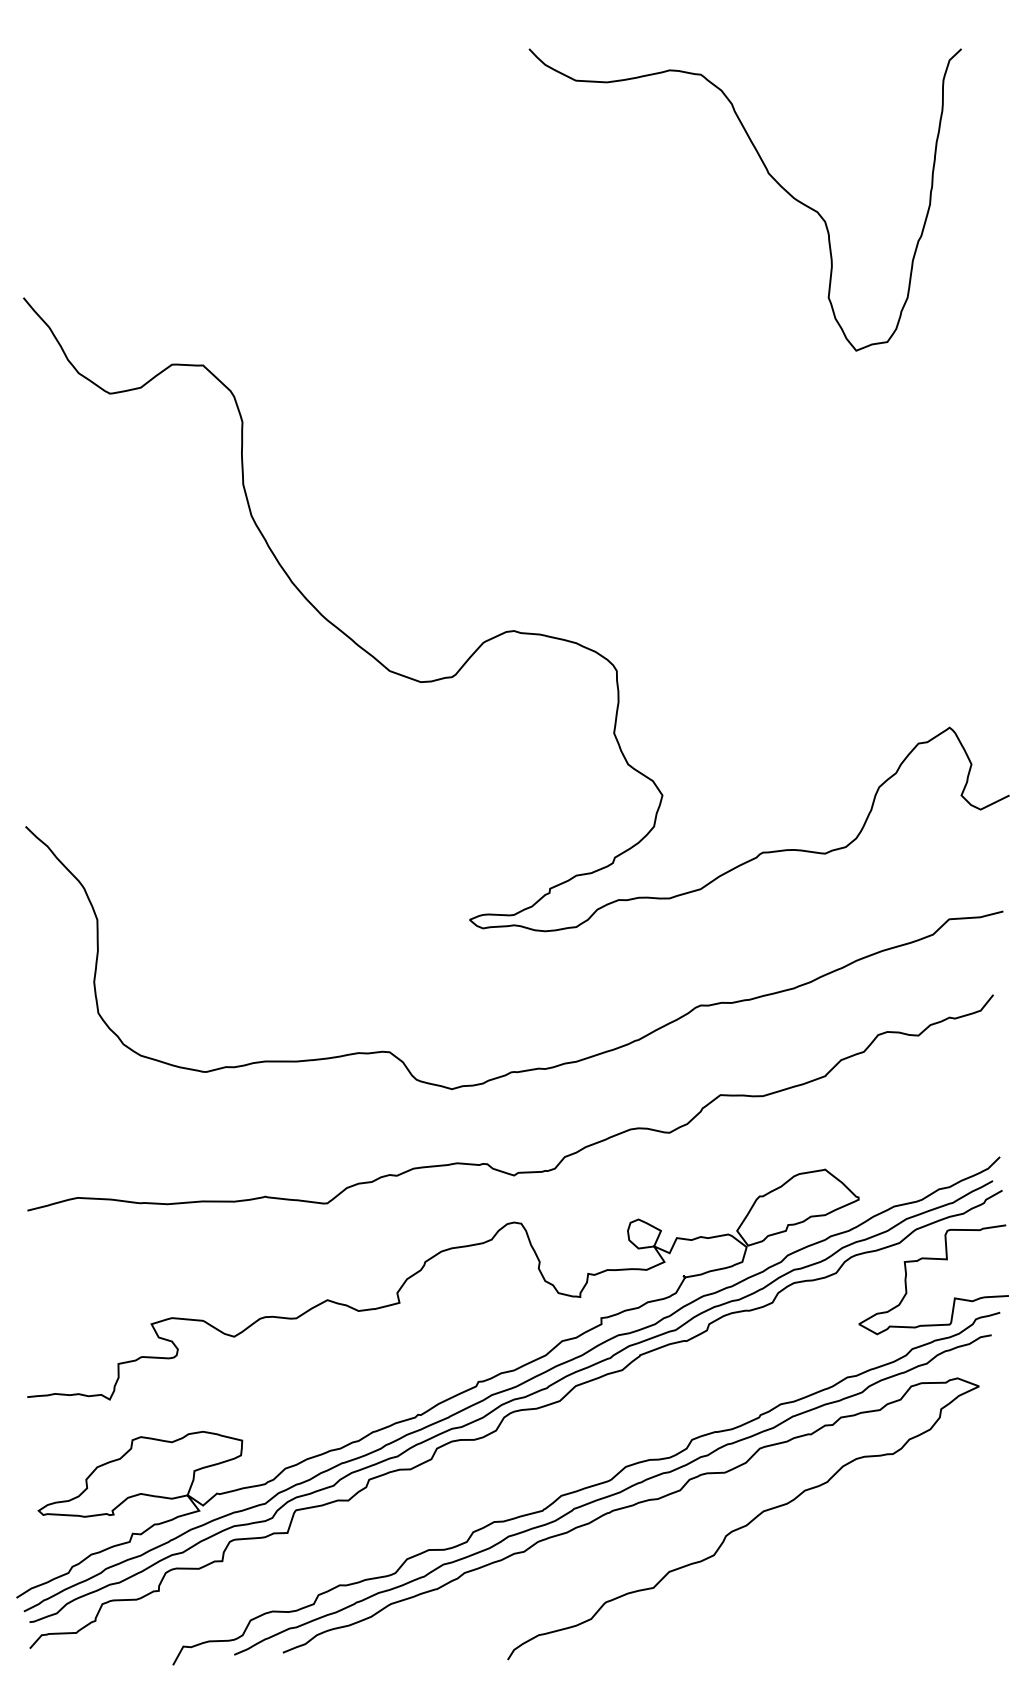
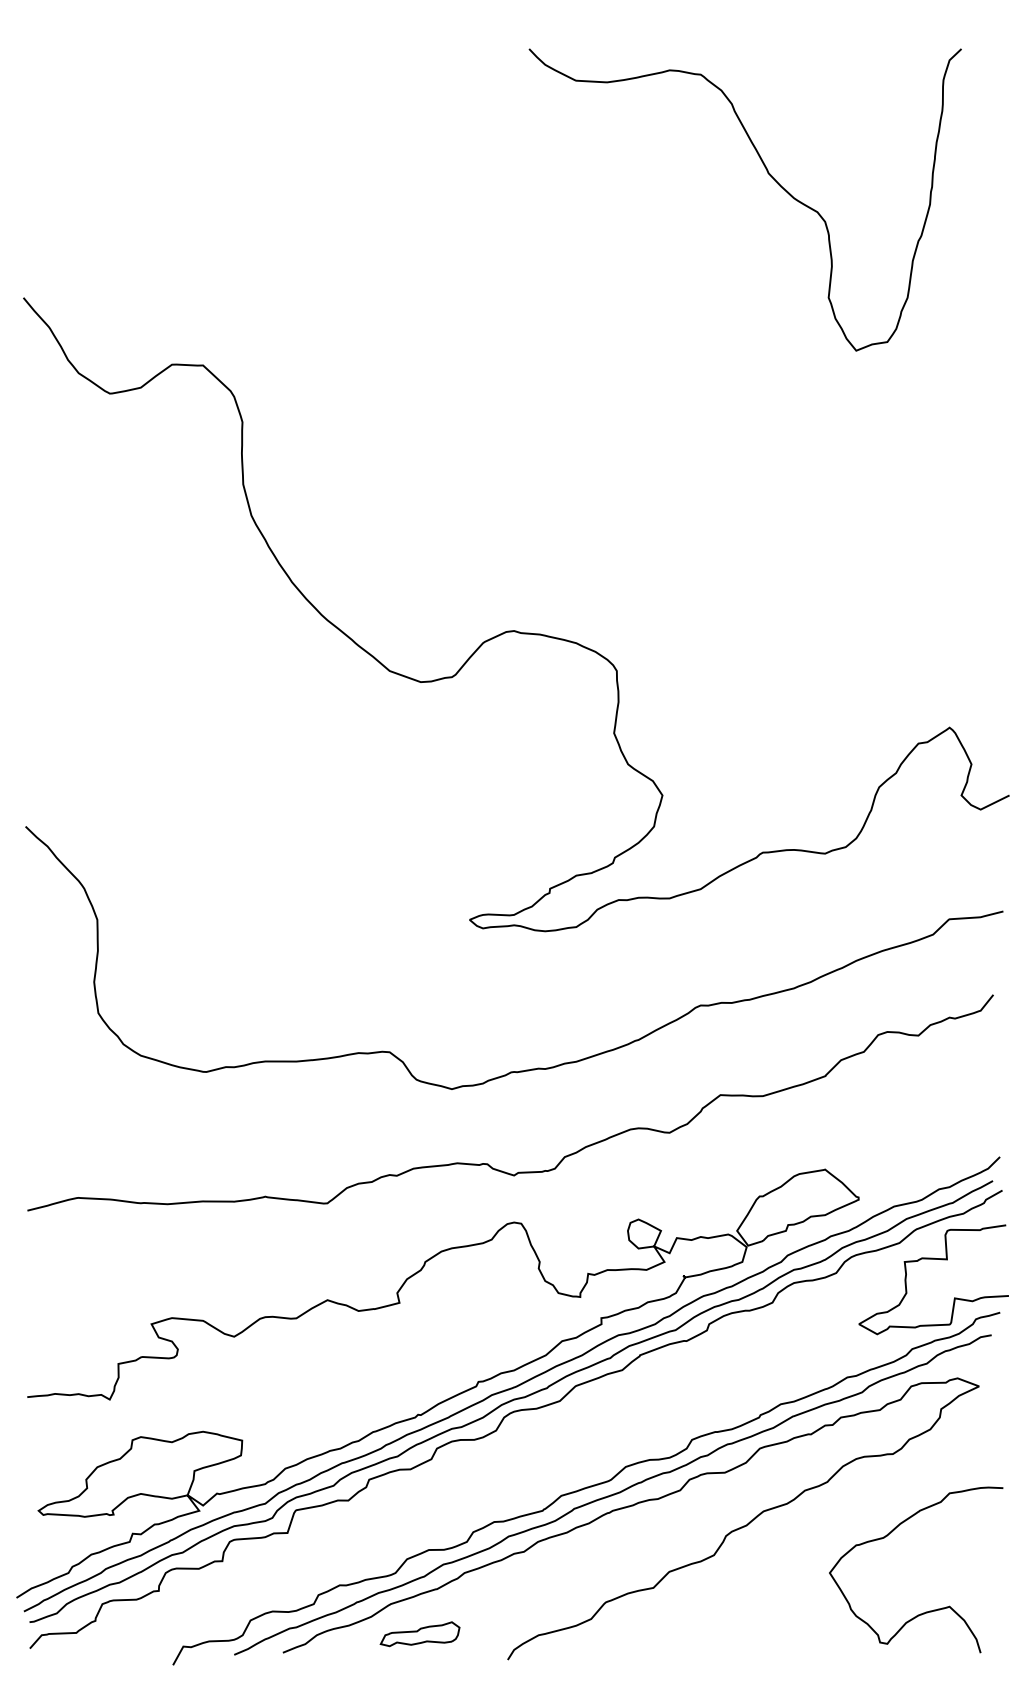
curve: none -> present (929, 1610)
part: none -> present (419, 1634)
